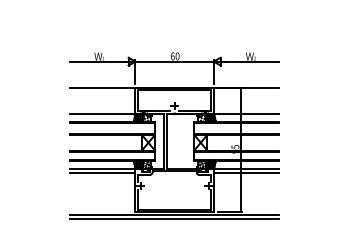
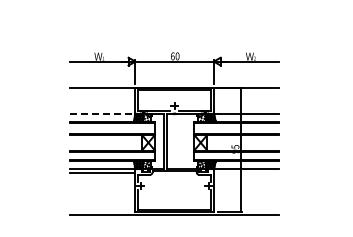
line: solid -> dashed (102, 113)
line: present -> none (246, 172)
line: present -> none (174, 218)
